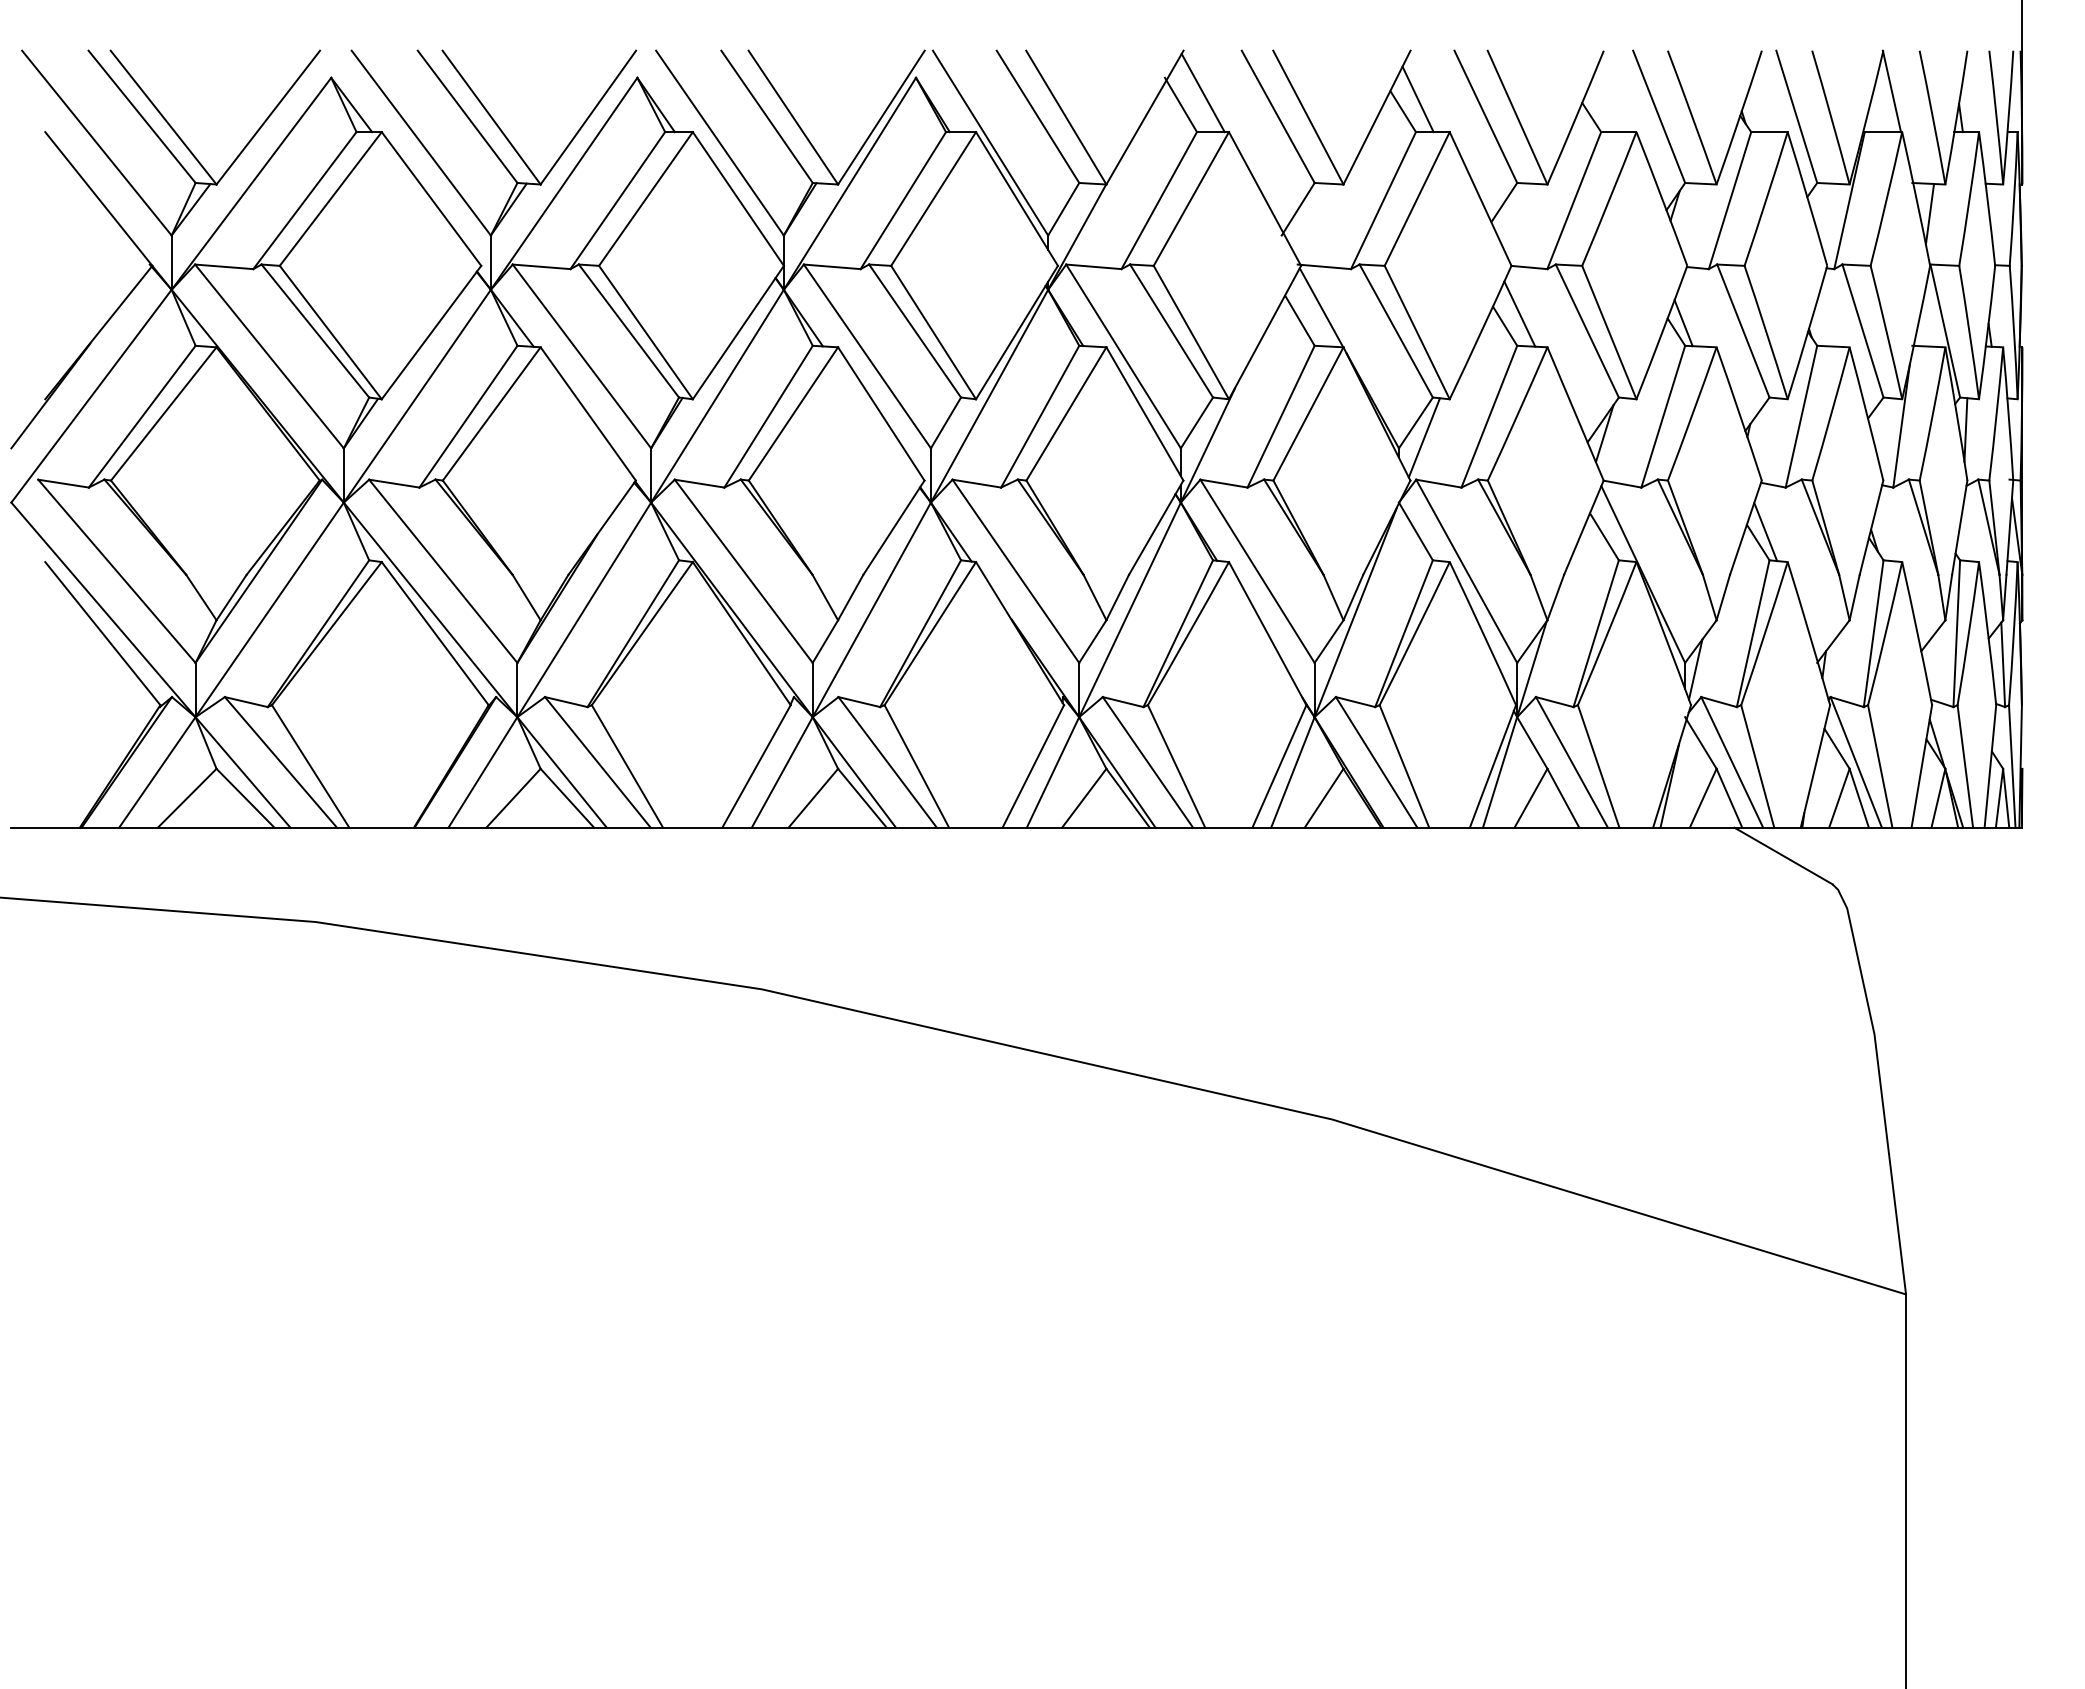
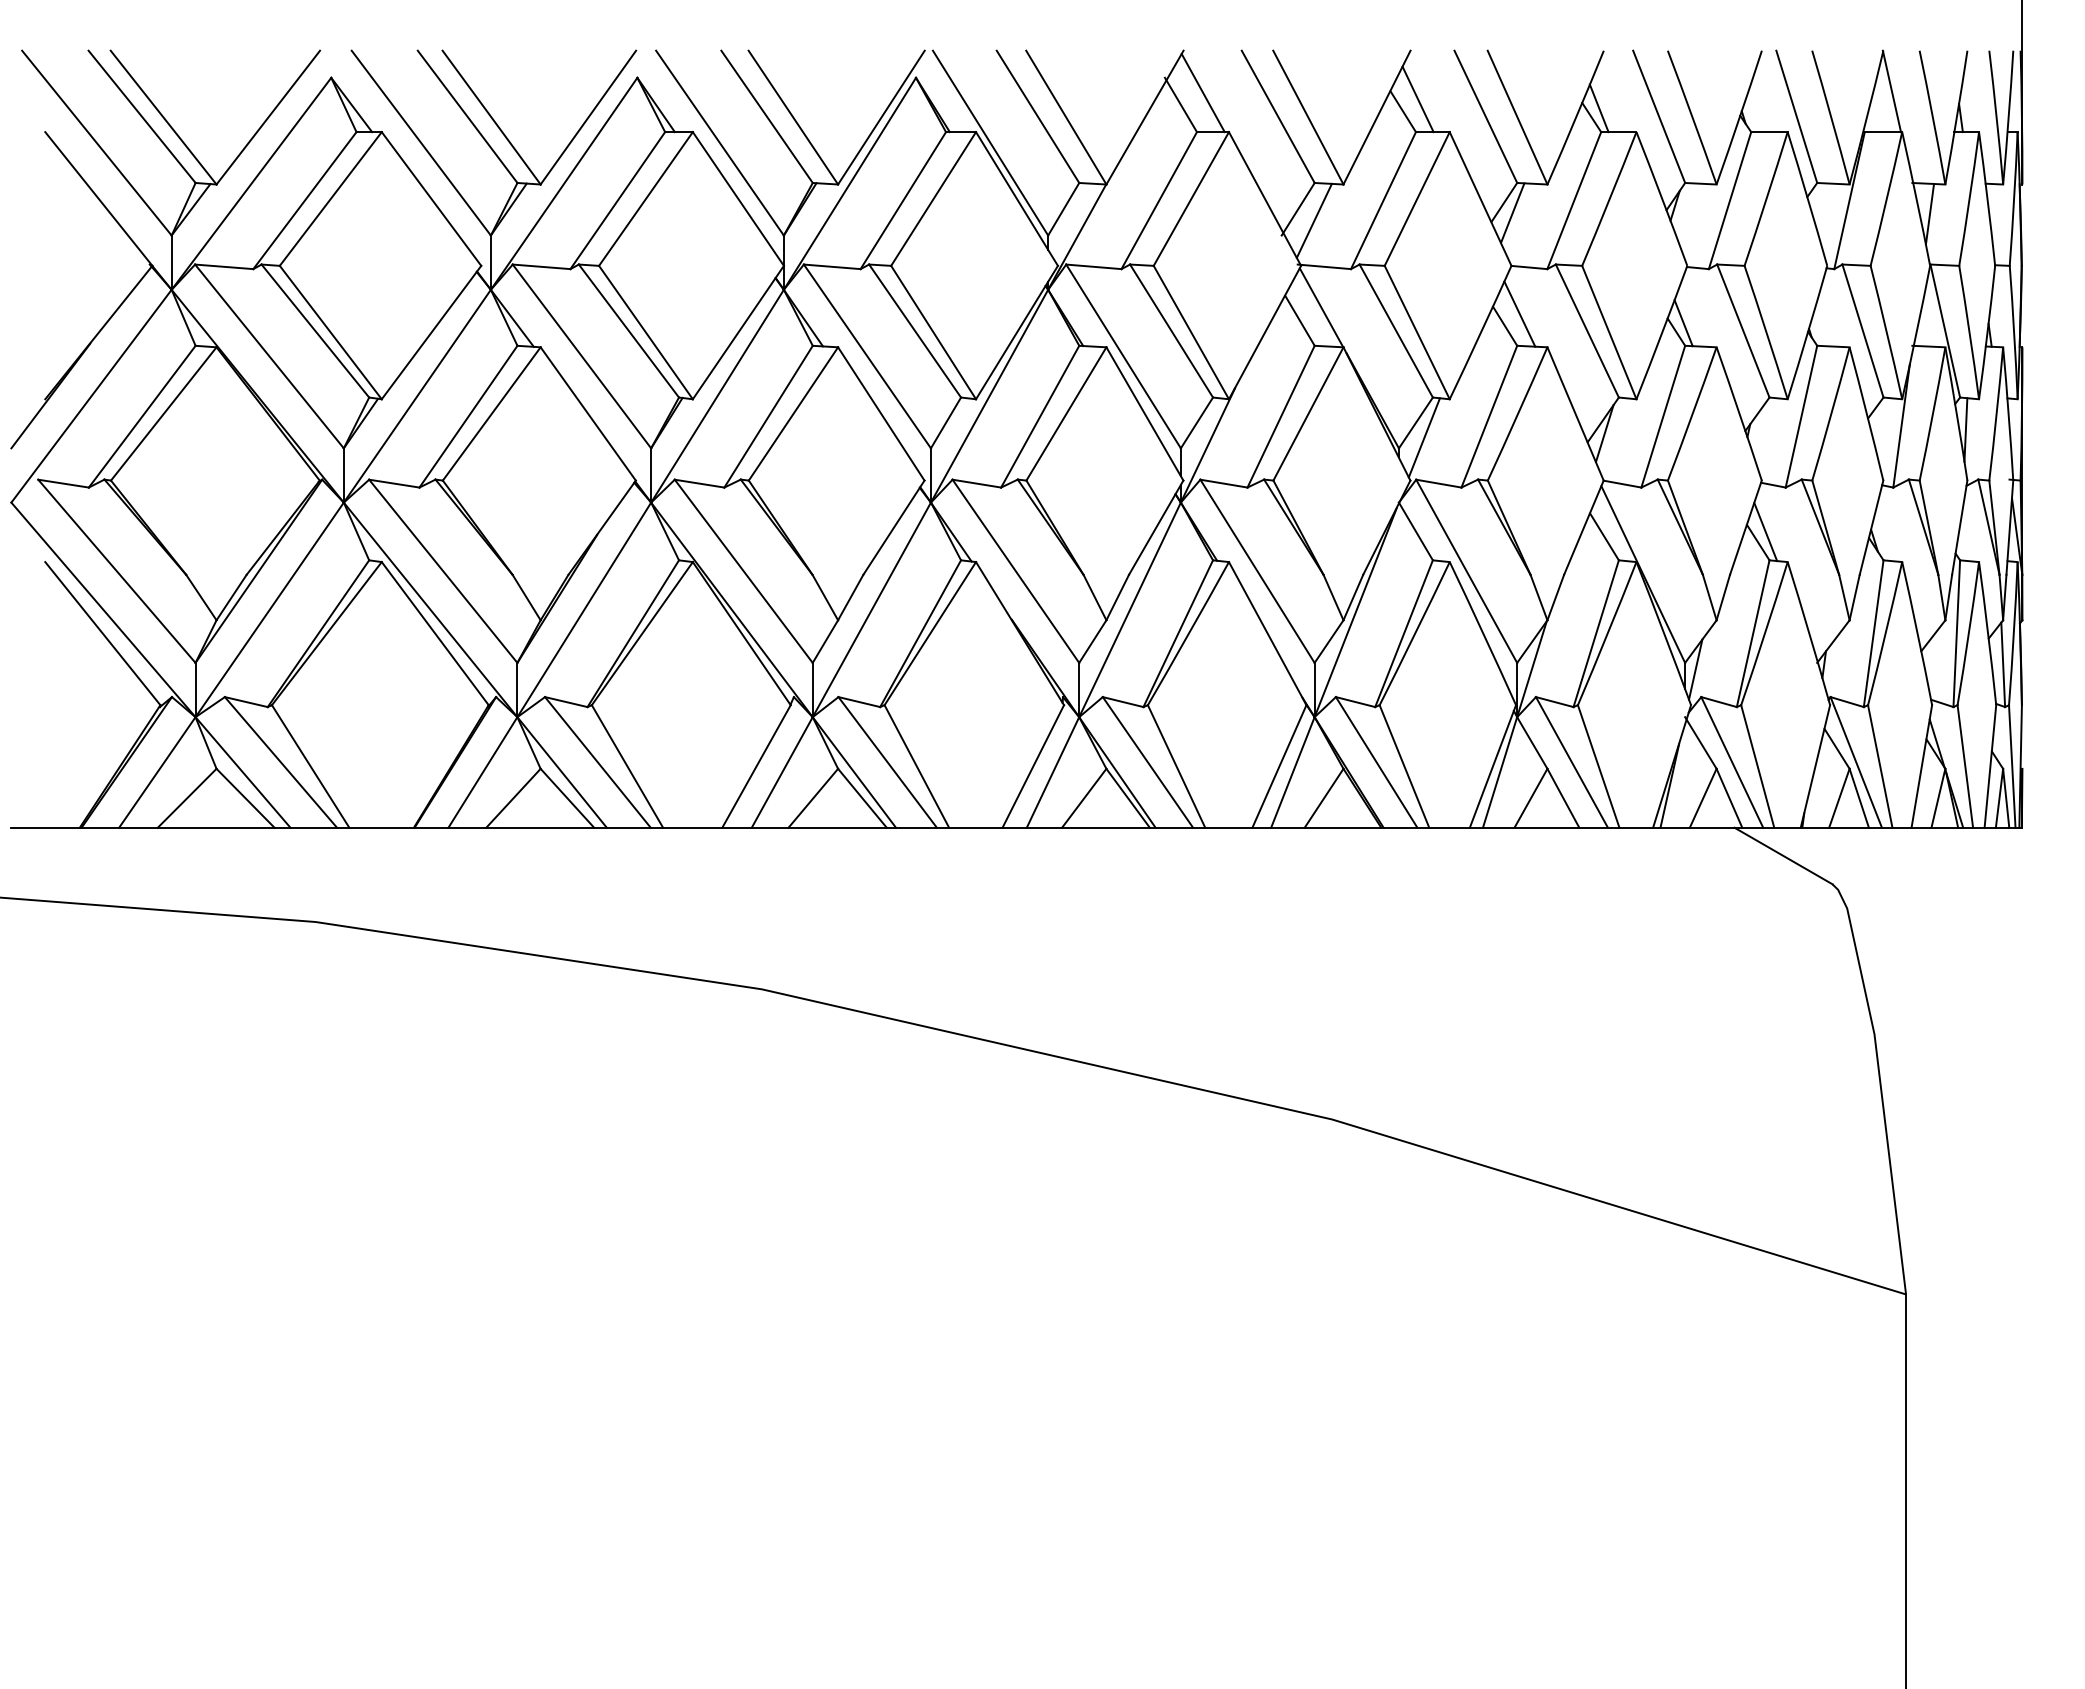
line: none -> present (1598, 108)
line: none -> present (1512, 212)
line: none -> present (1313, 220)
